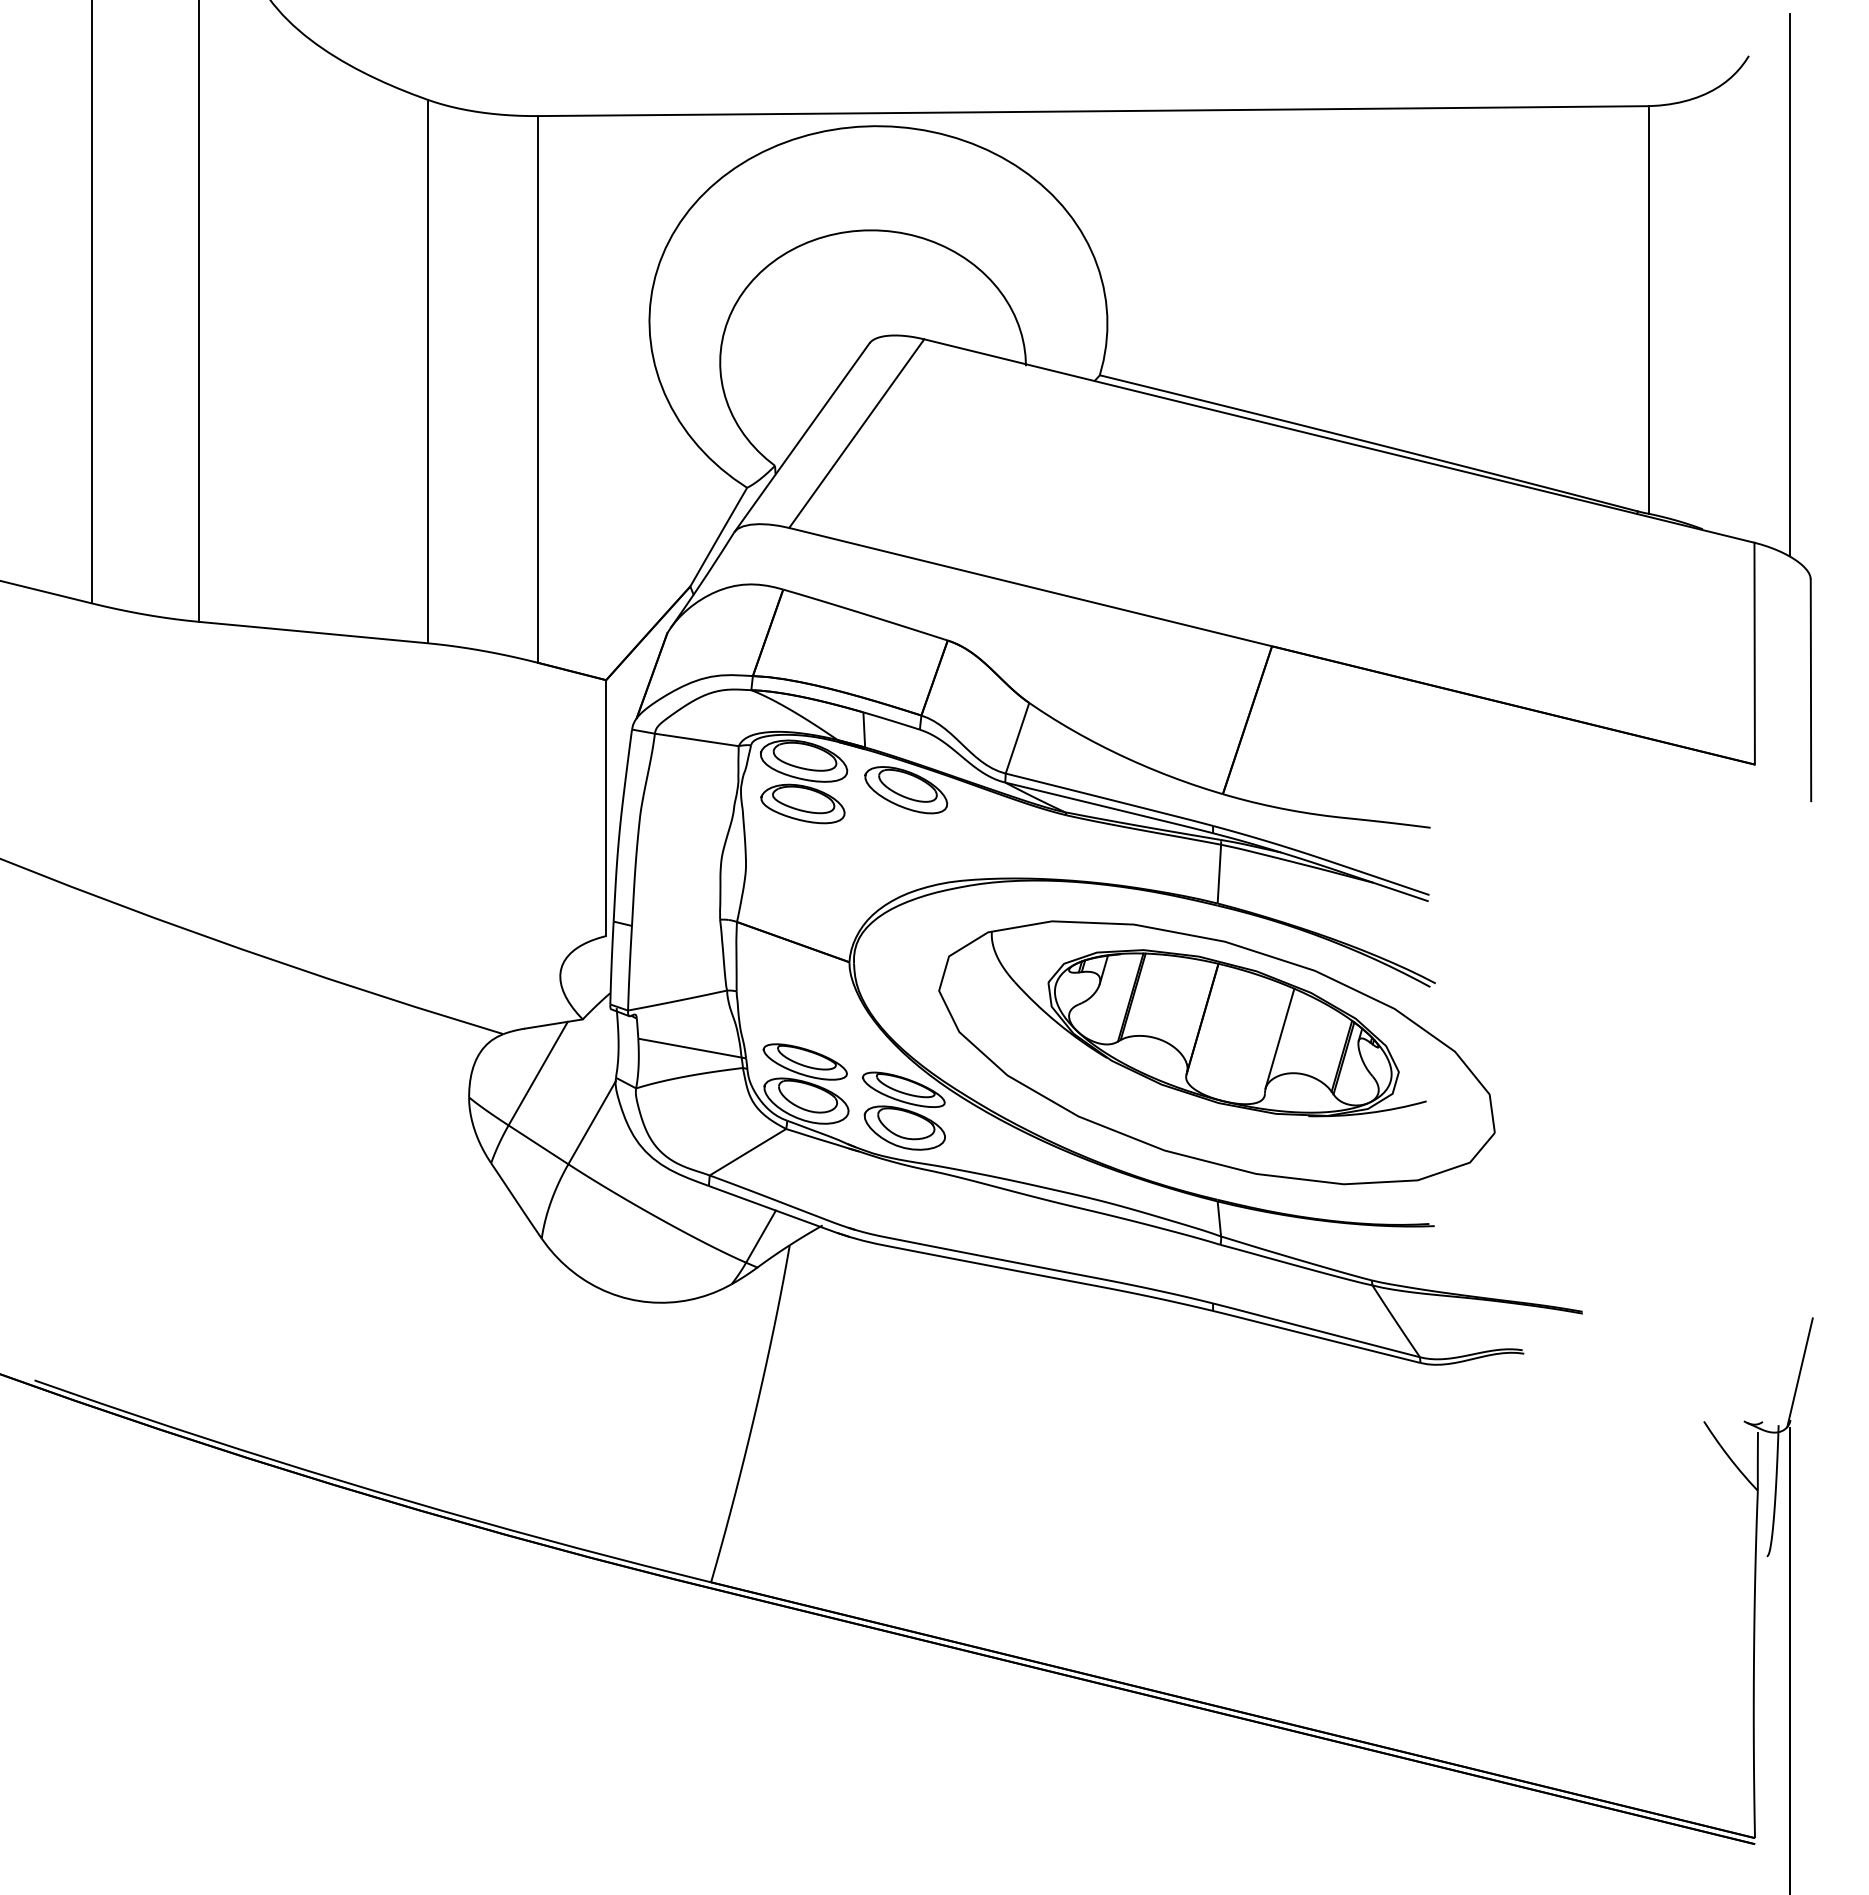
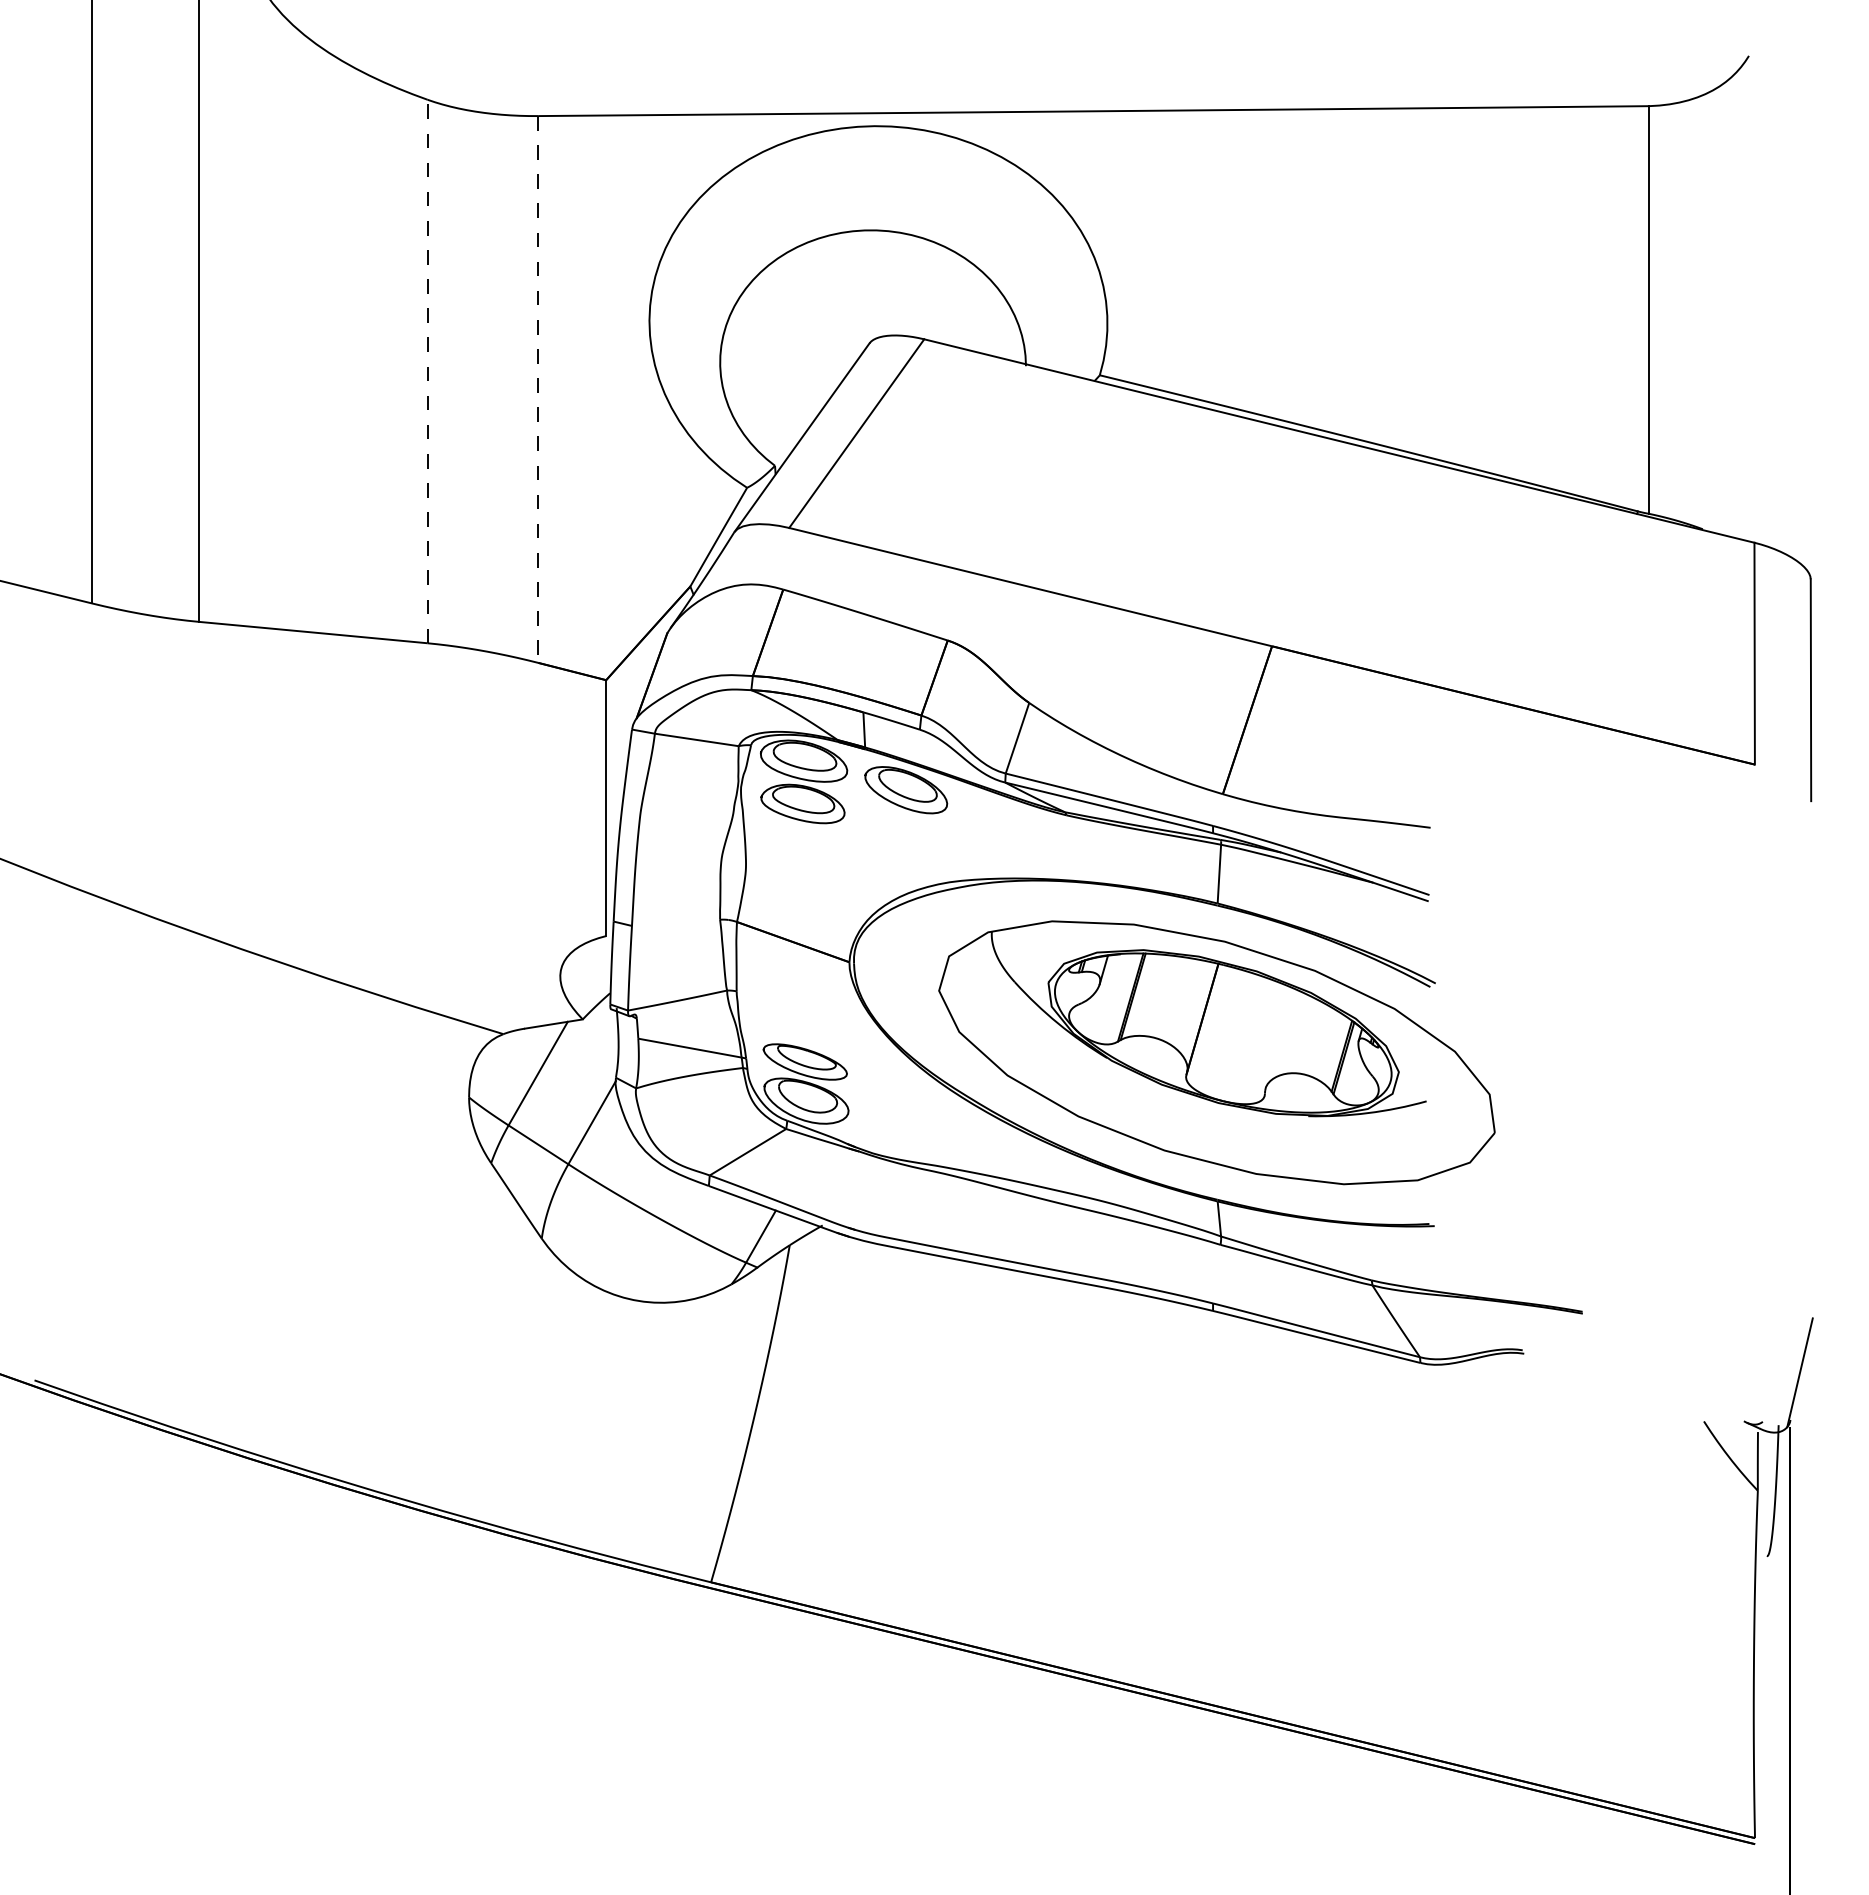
line: present -> none (1789, 284)
line: solid -> dashed (427, 371)
line: solid -> dashed (538, 389)
line: present -> none (1279, 1038)
part: present -> none (903, 1110)
